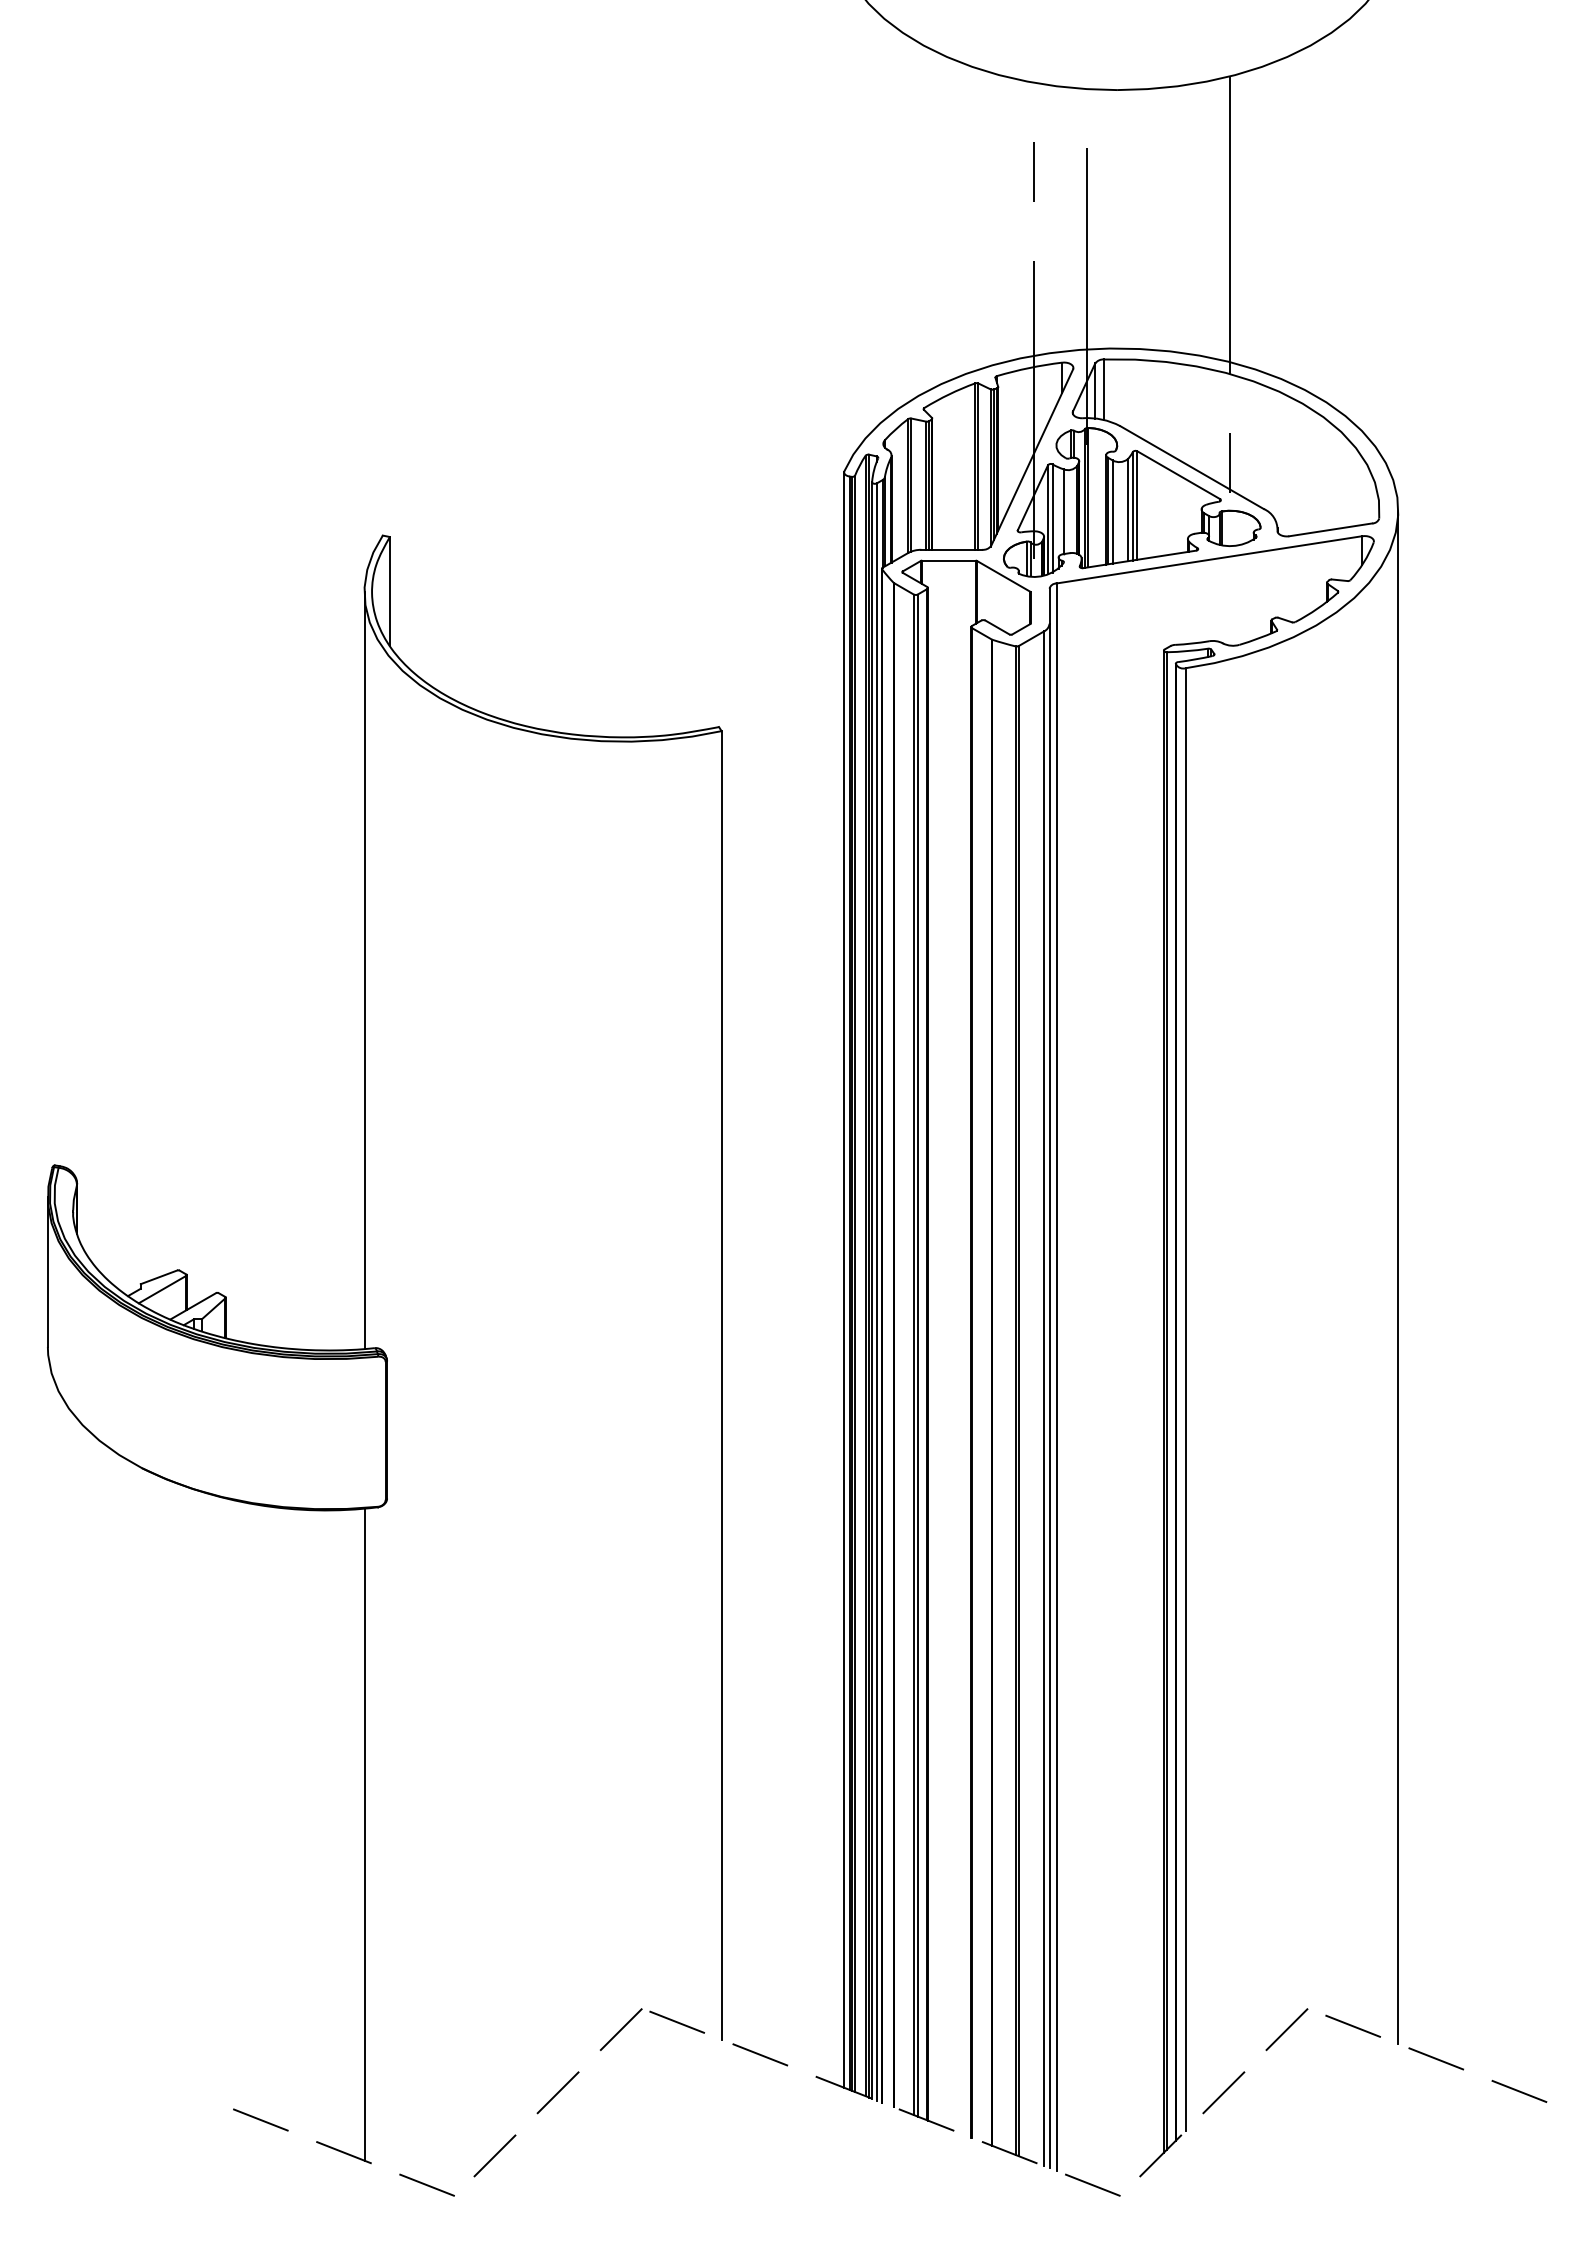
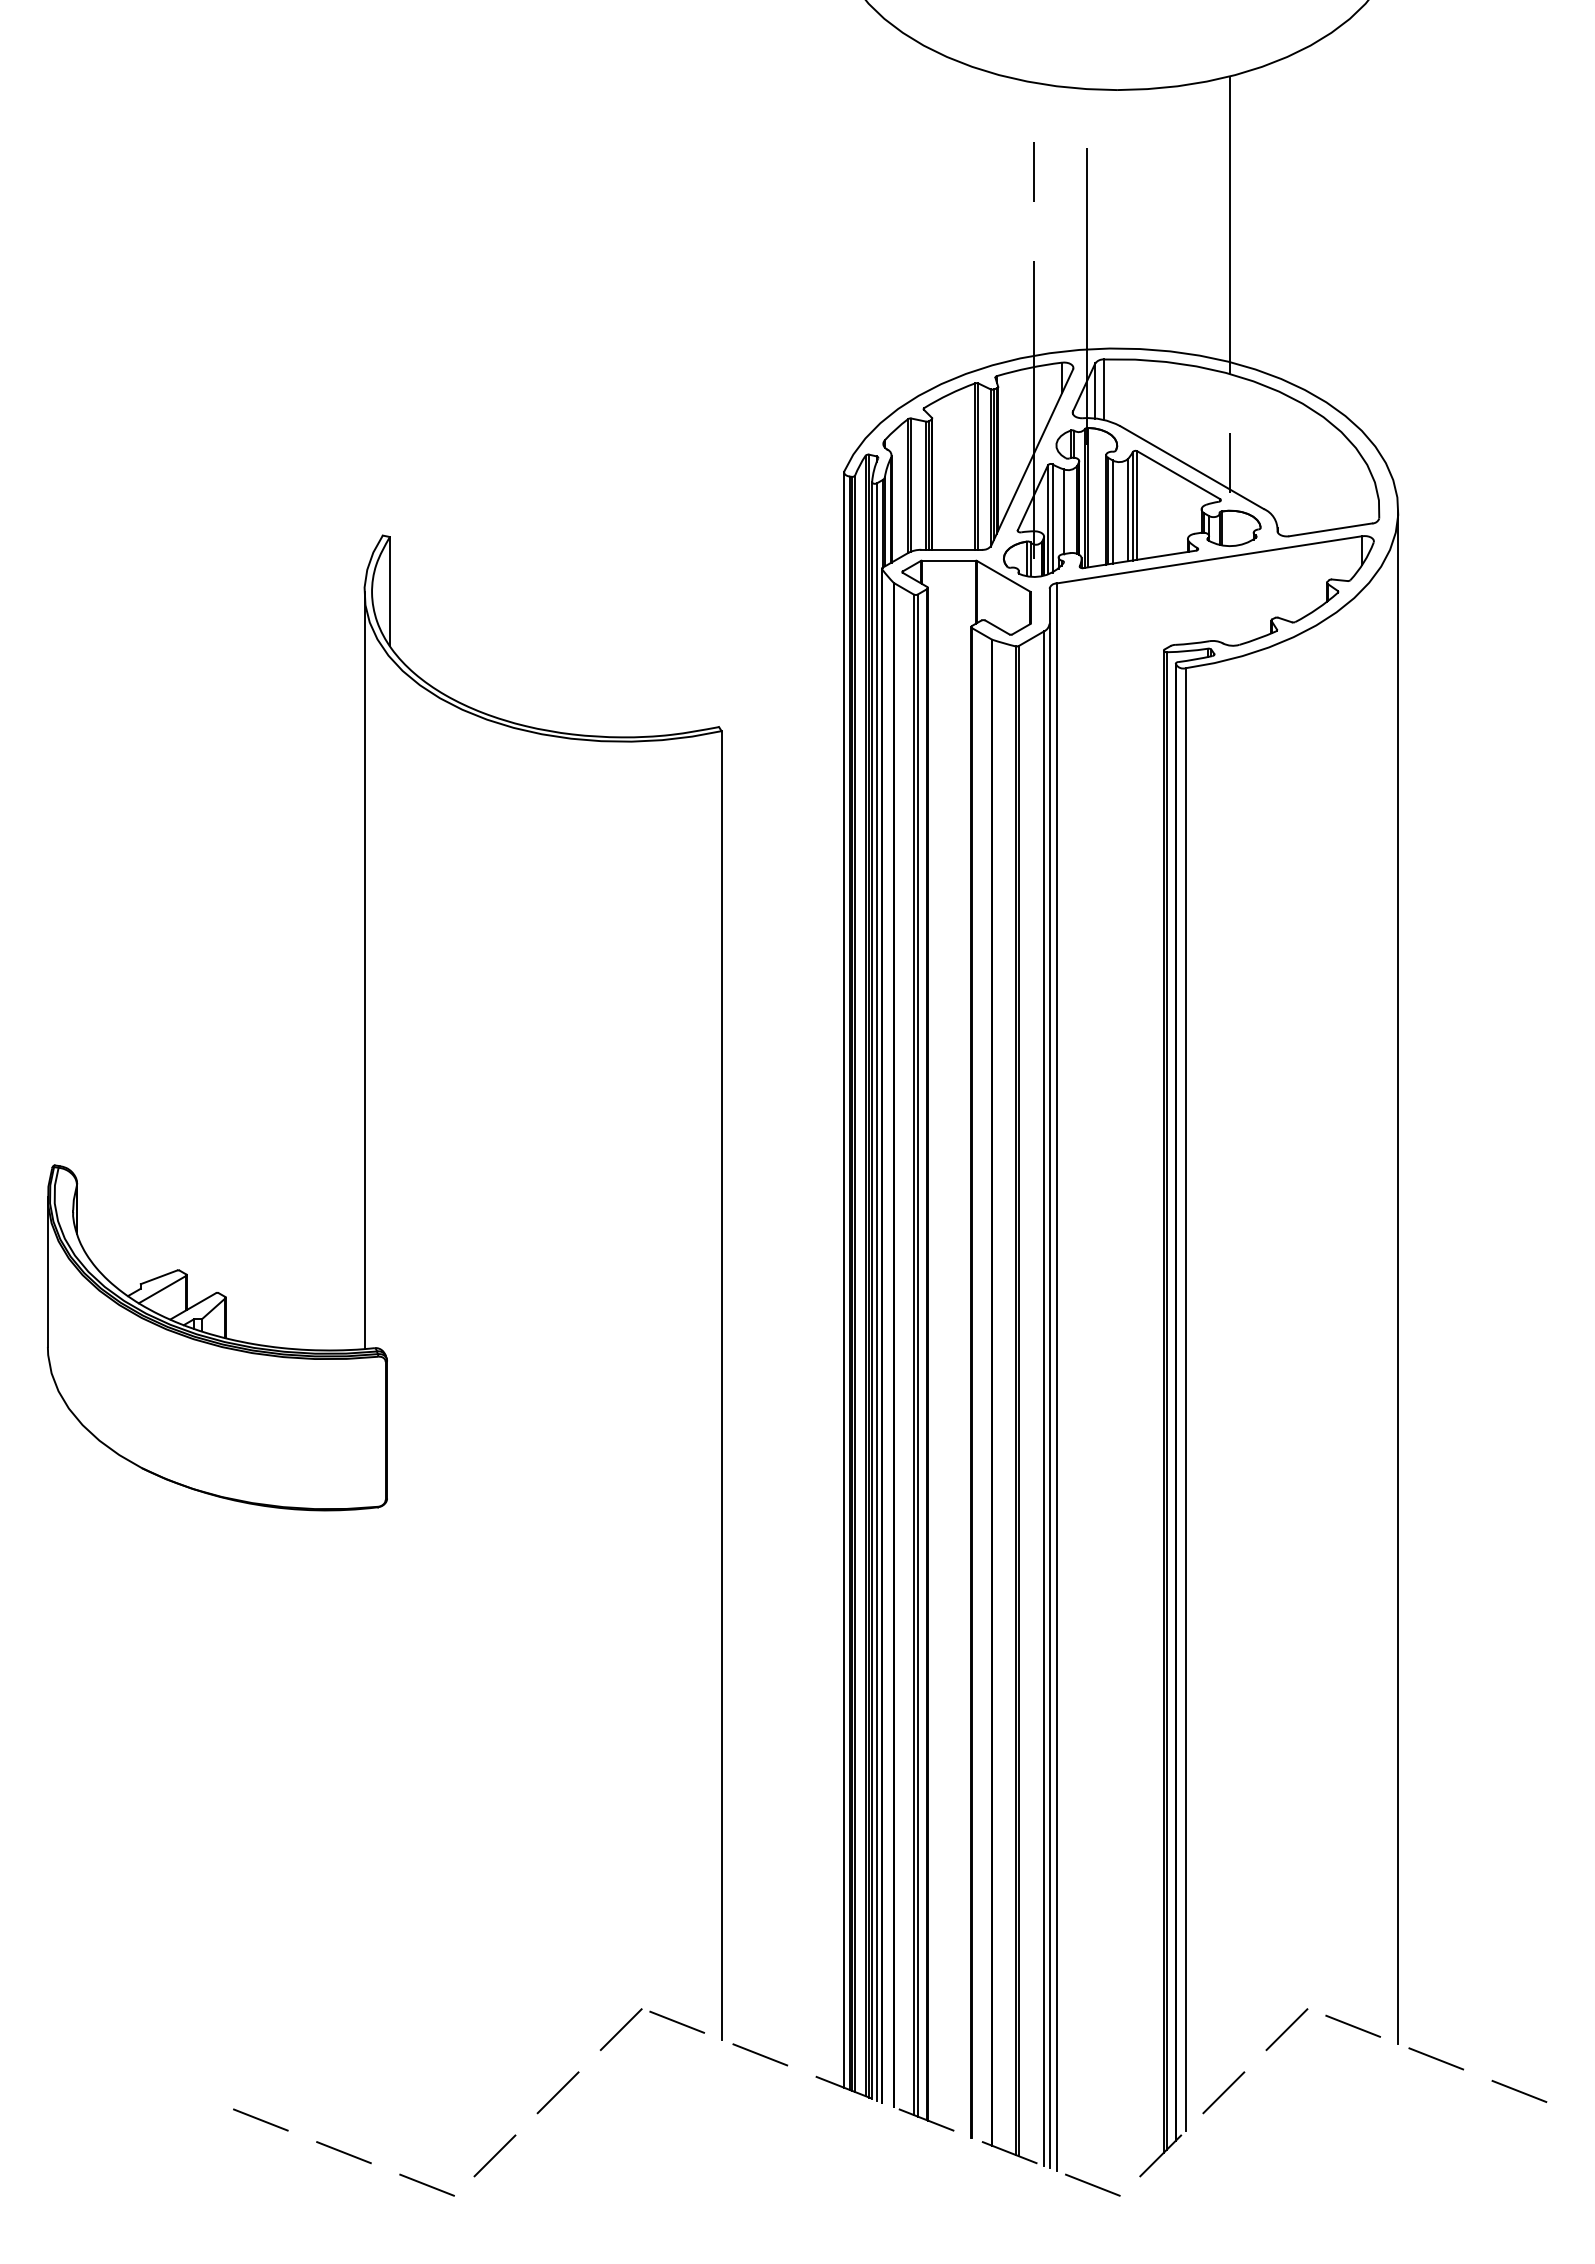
line: present -> none (364, 1834)
